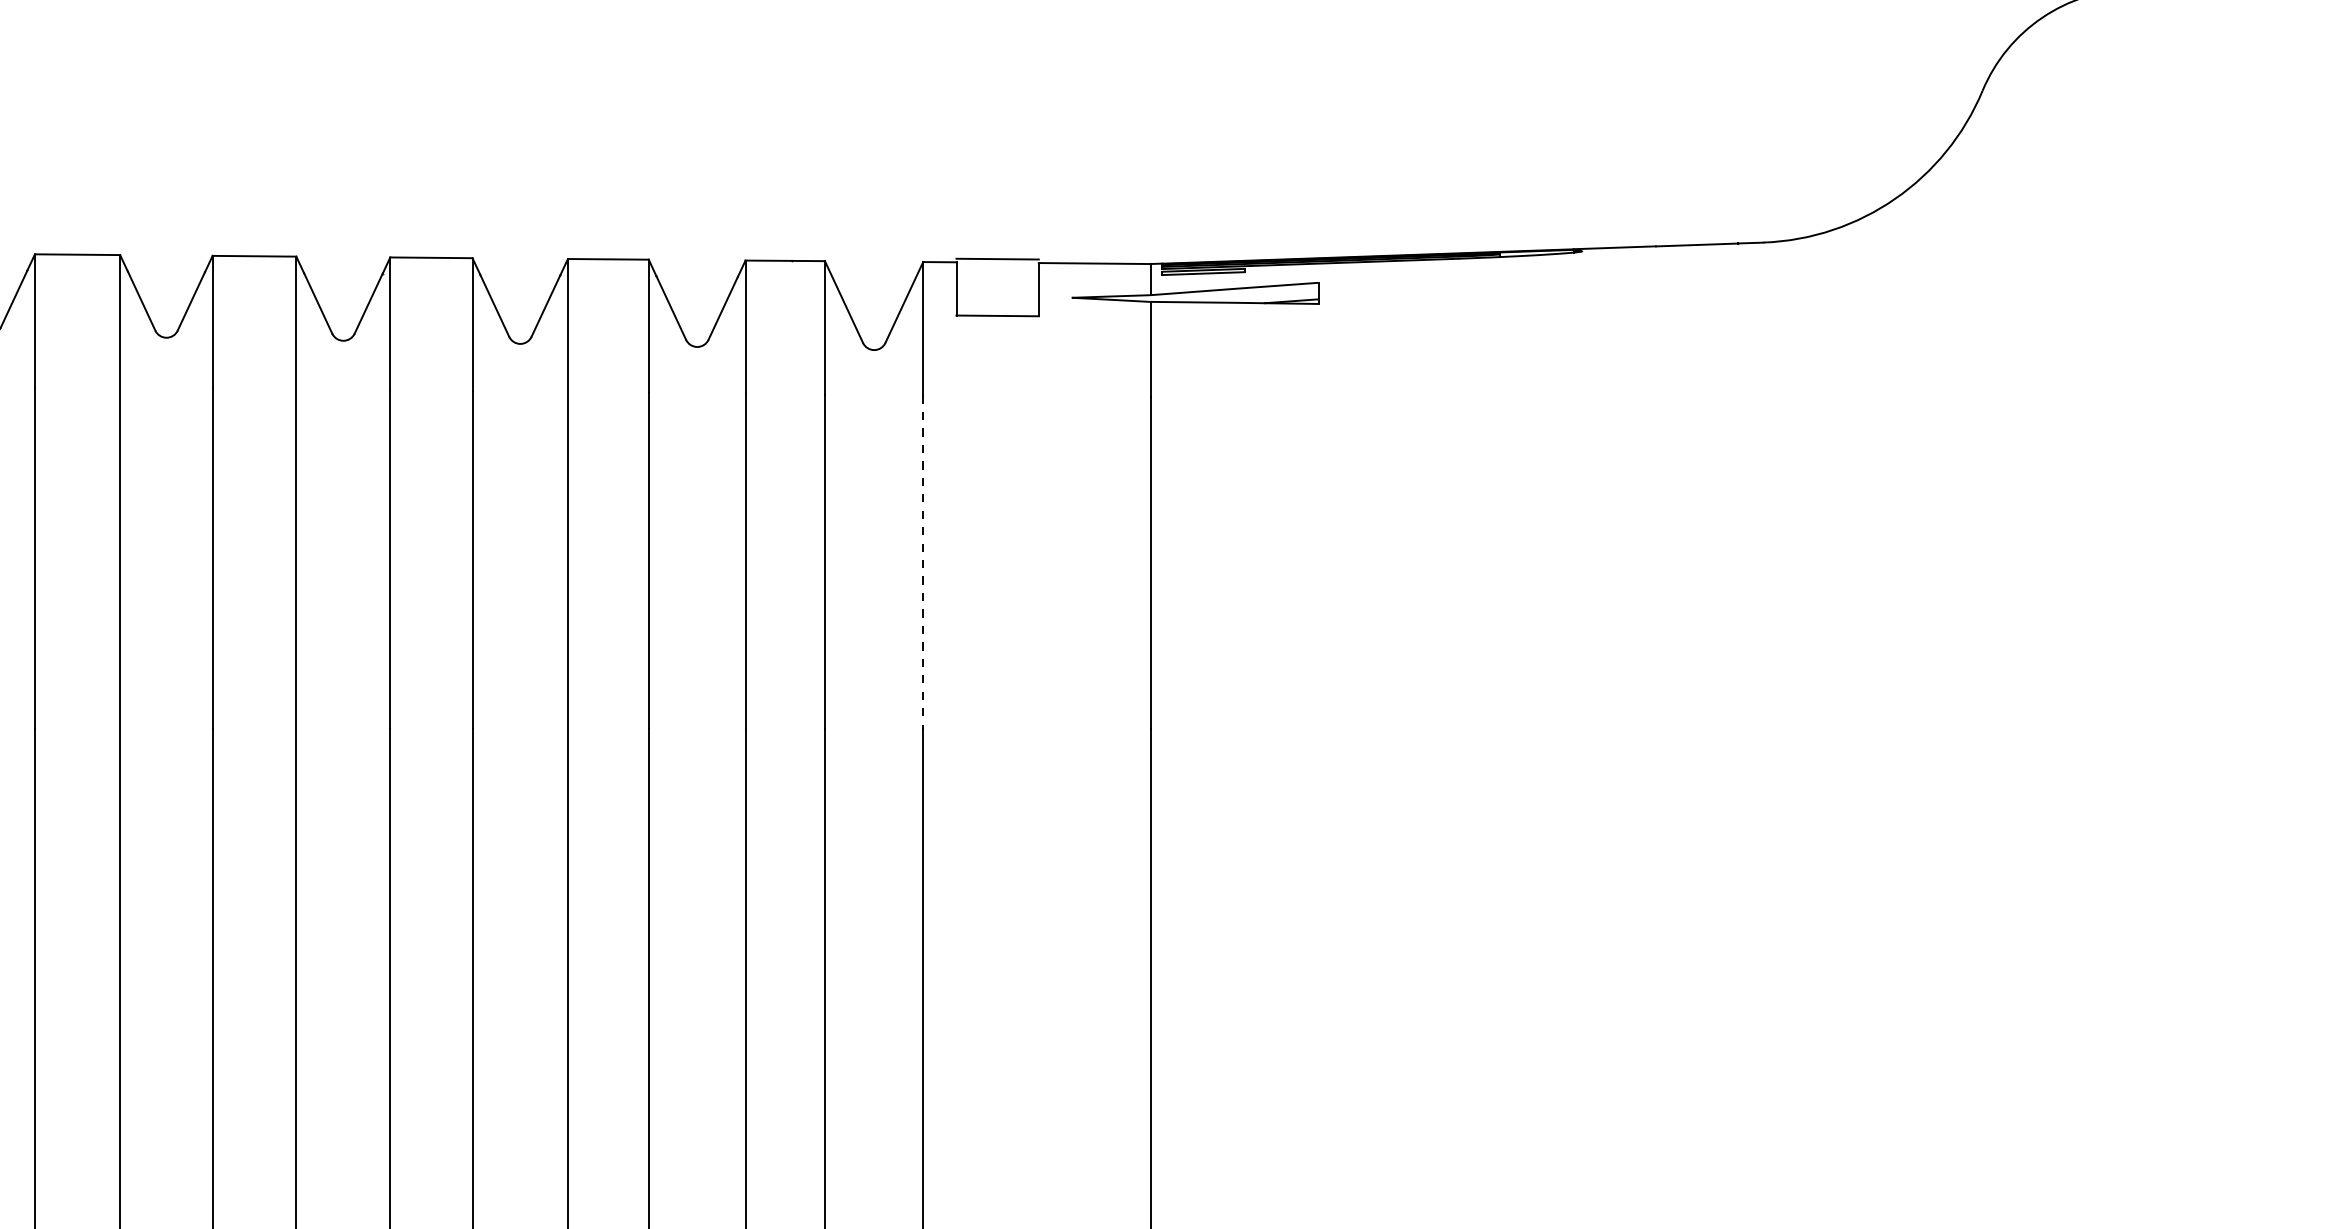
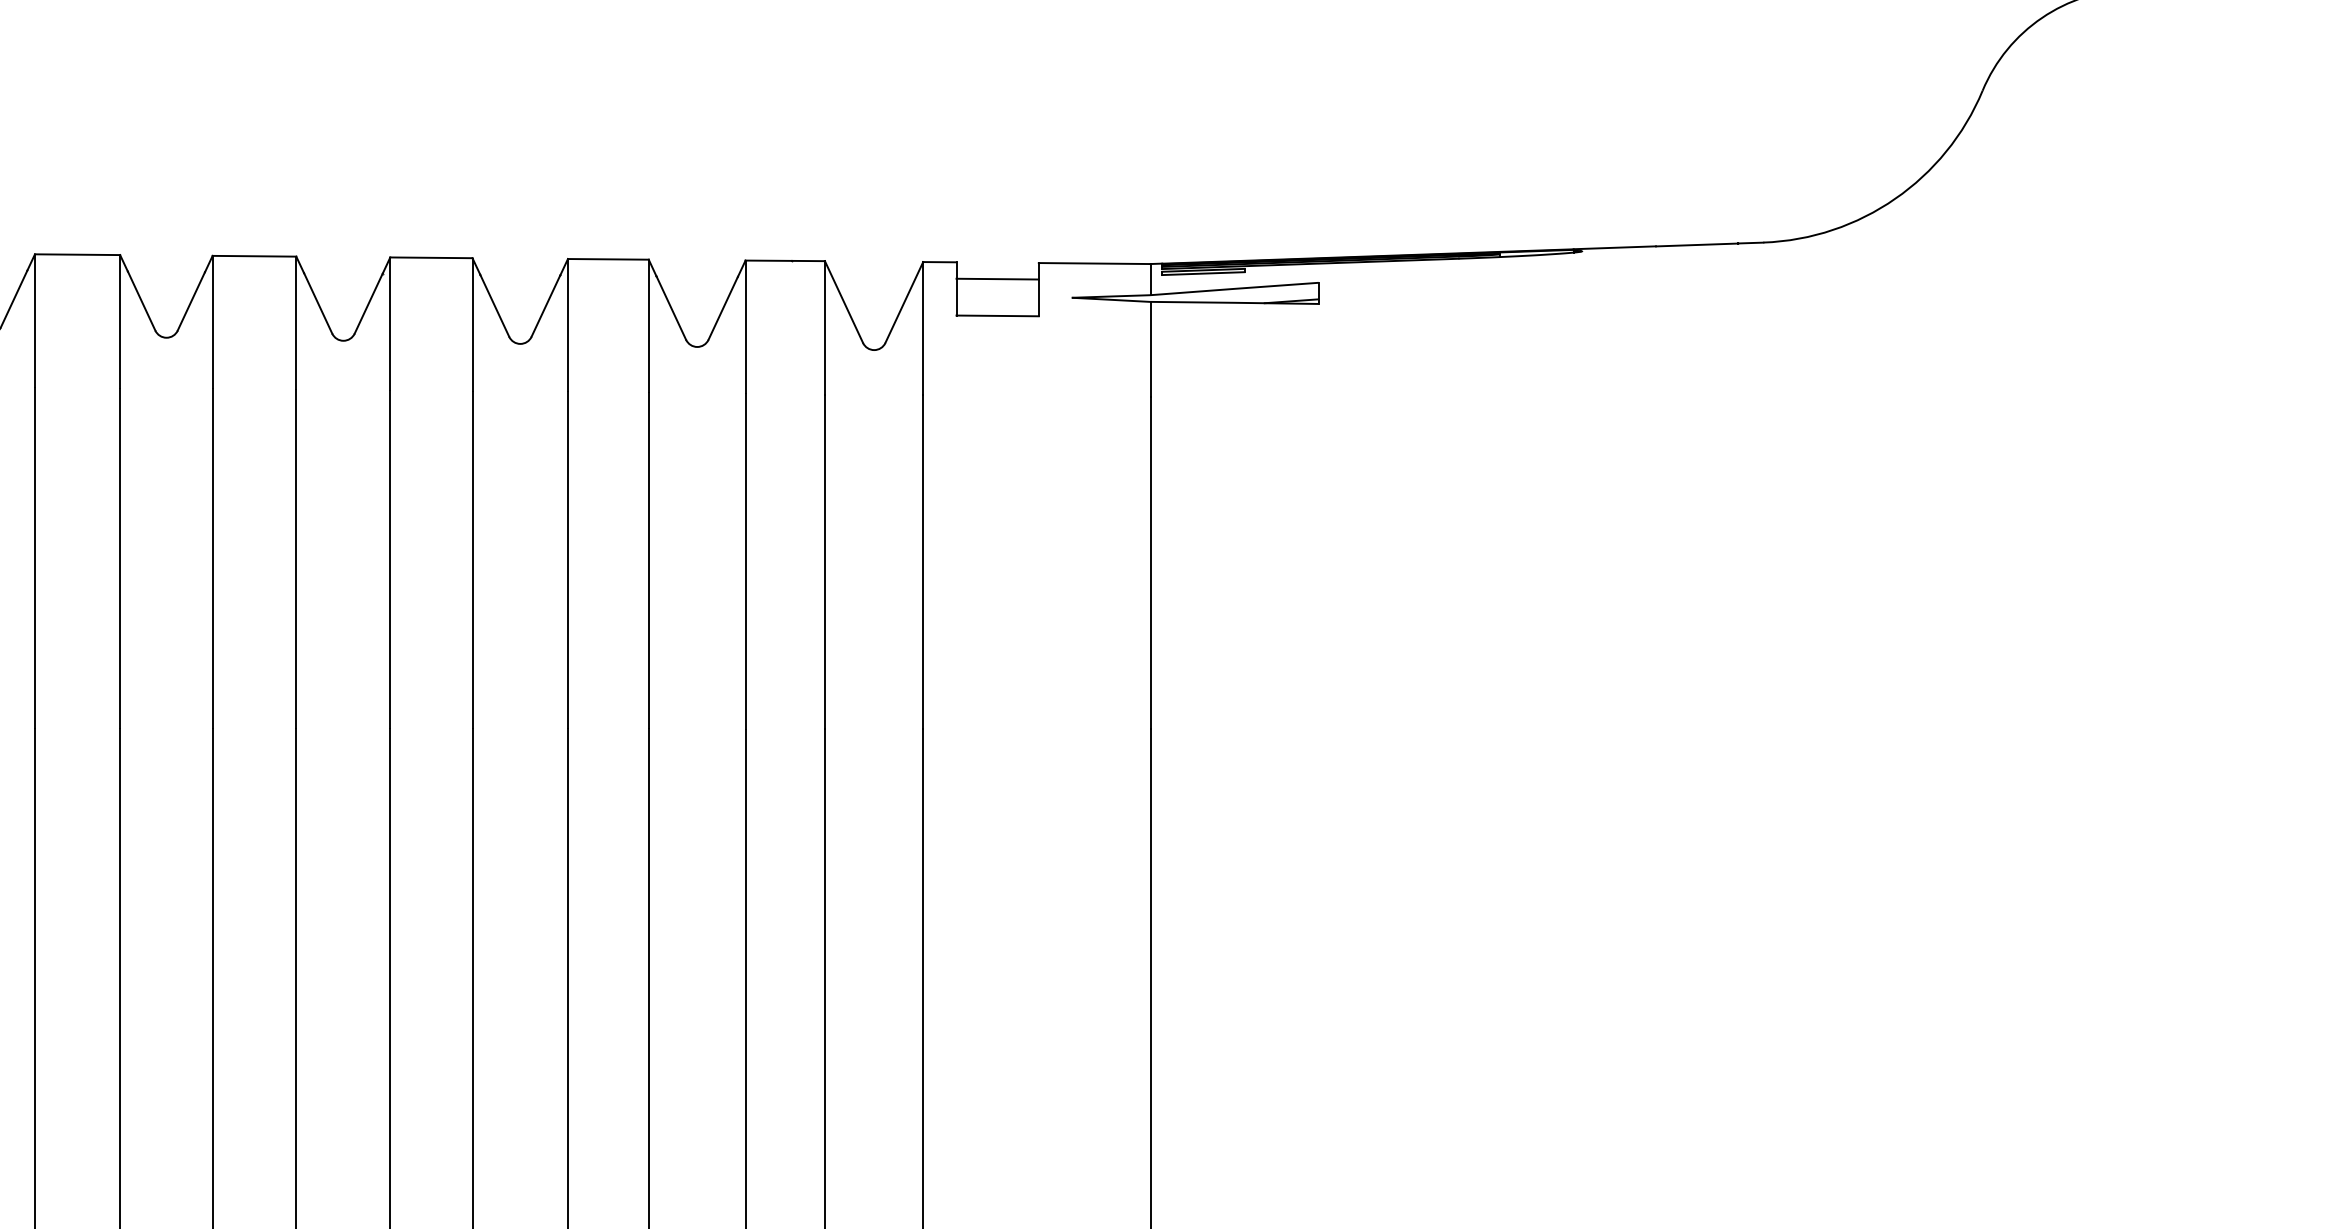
line position: (997, 258) -> (997, 278) (997, 278)
line: dashed -> solid (923, 562)
